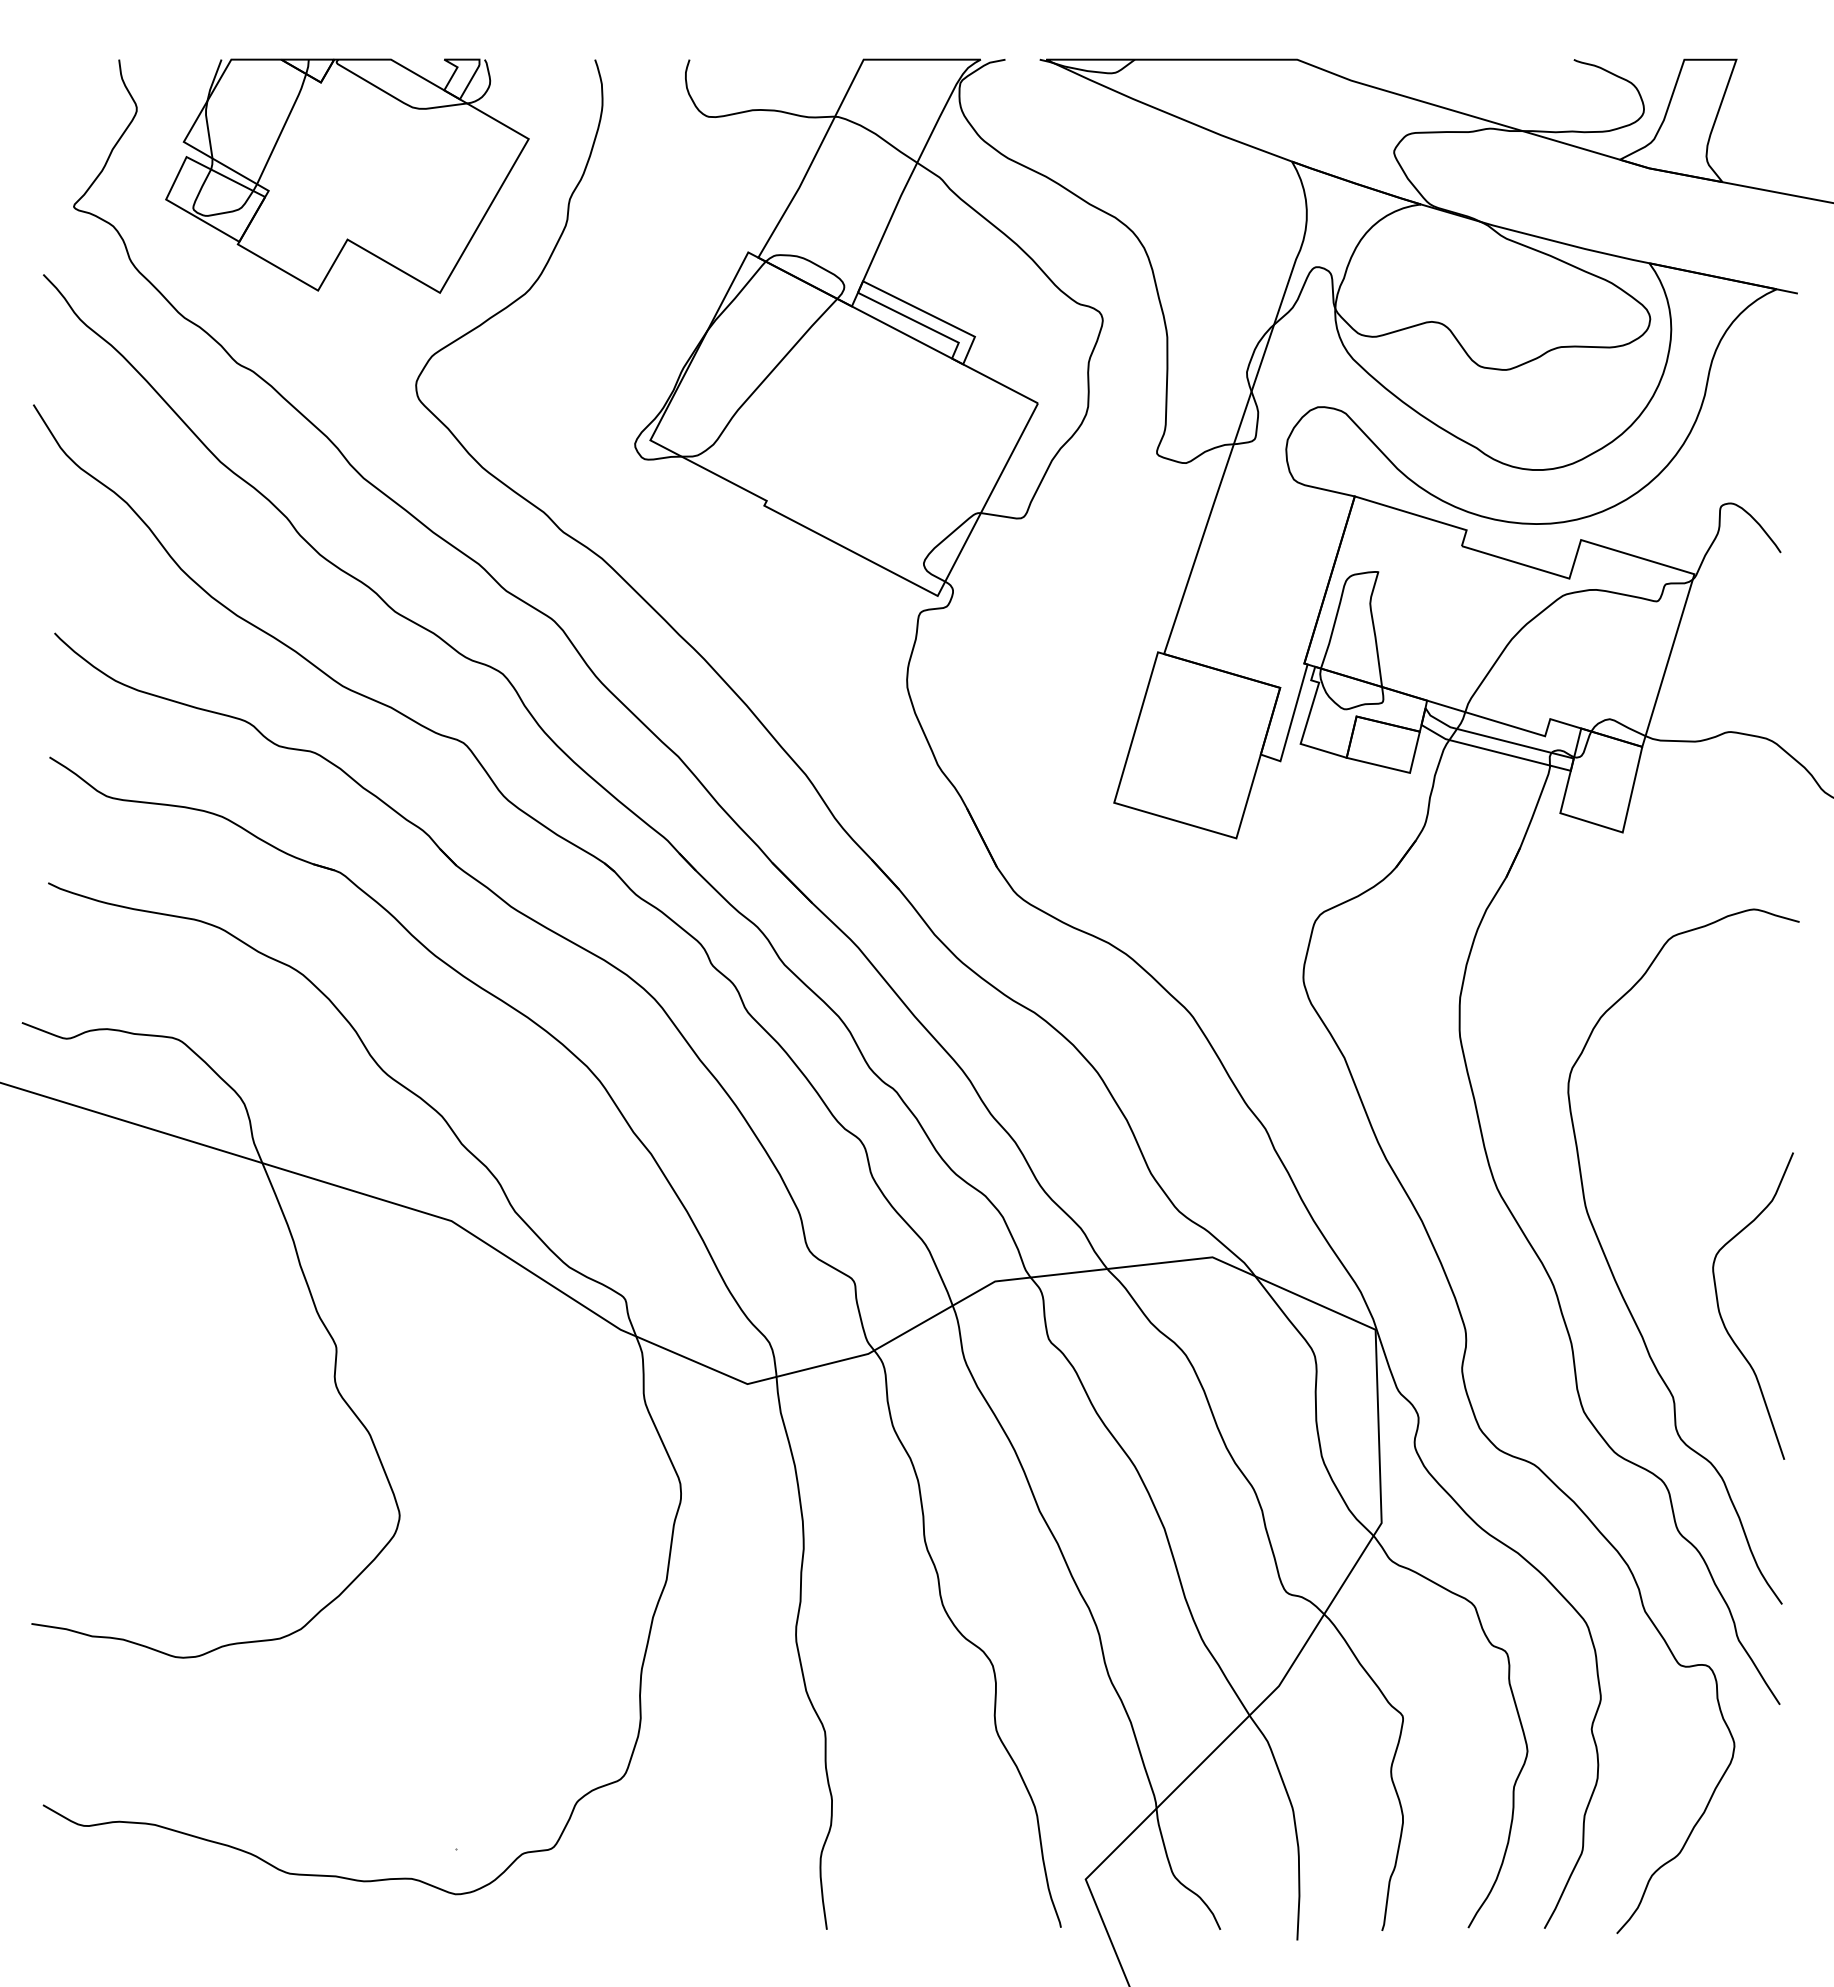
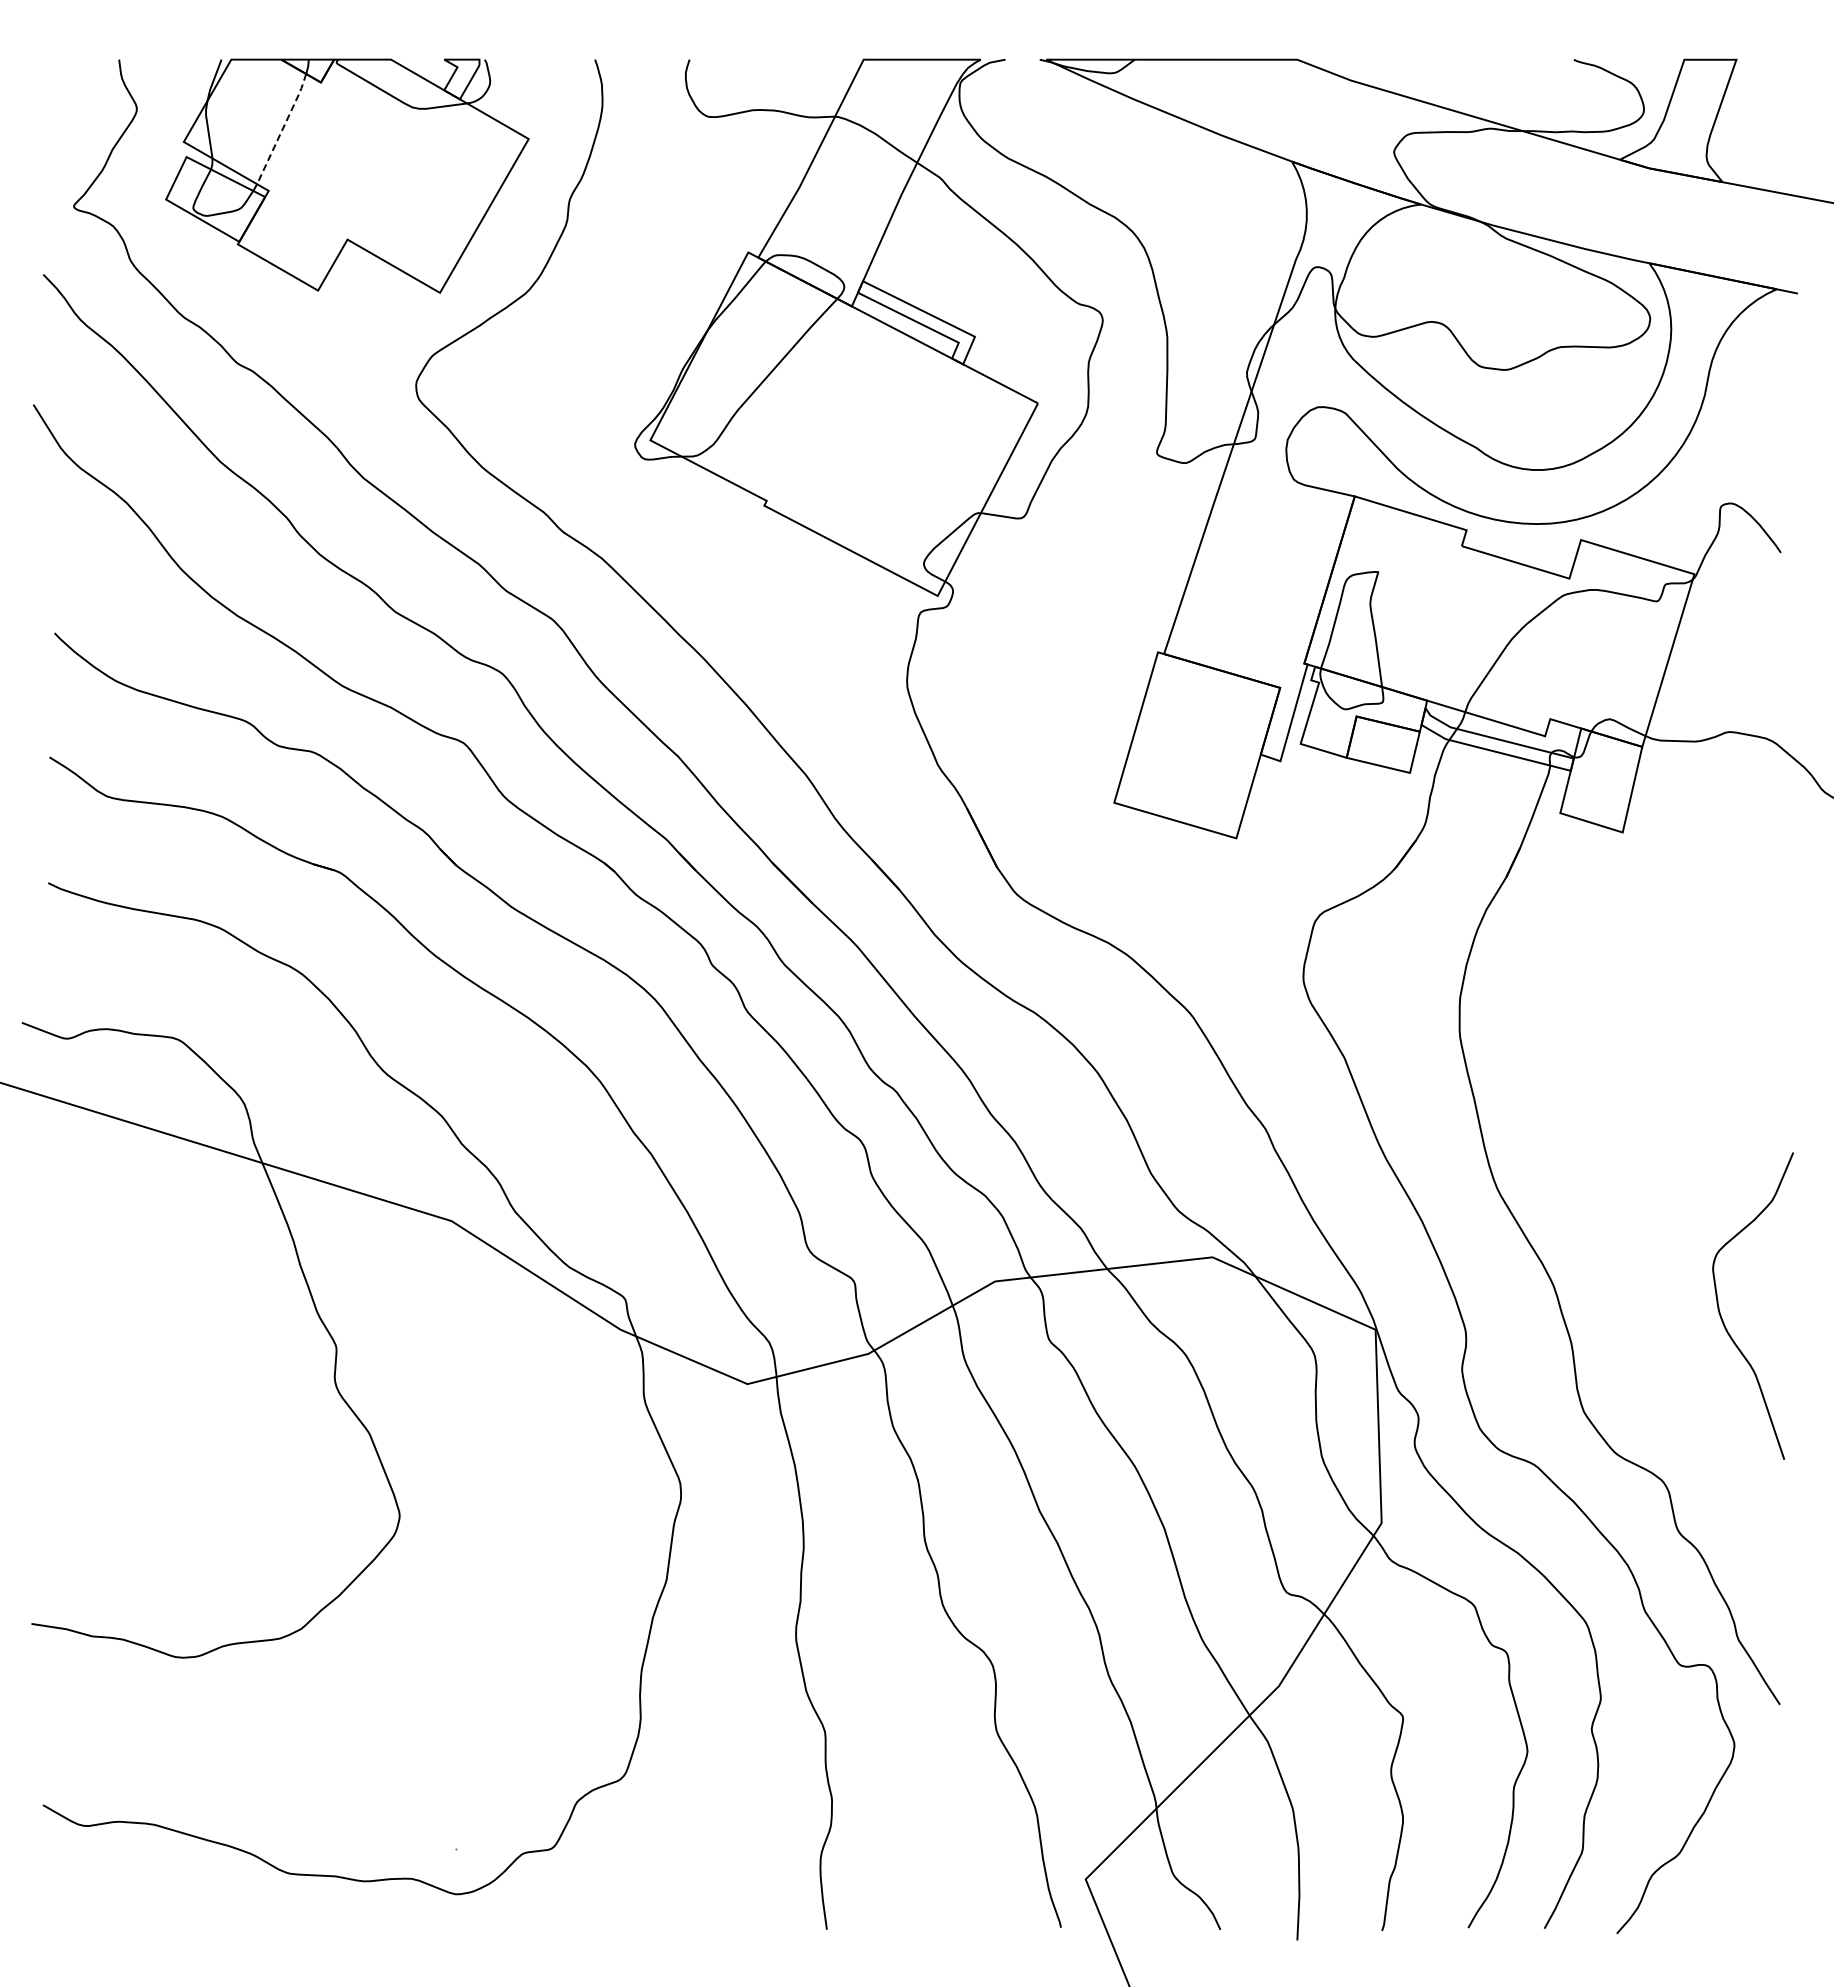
line: solid -> dashed (283, 128)
curve: present -> none (1617, 1282)
